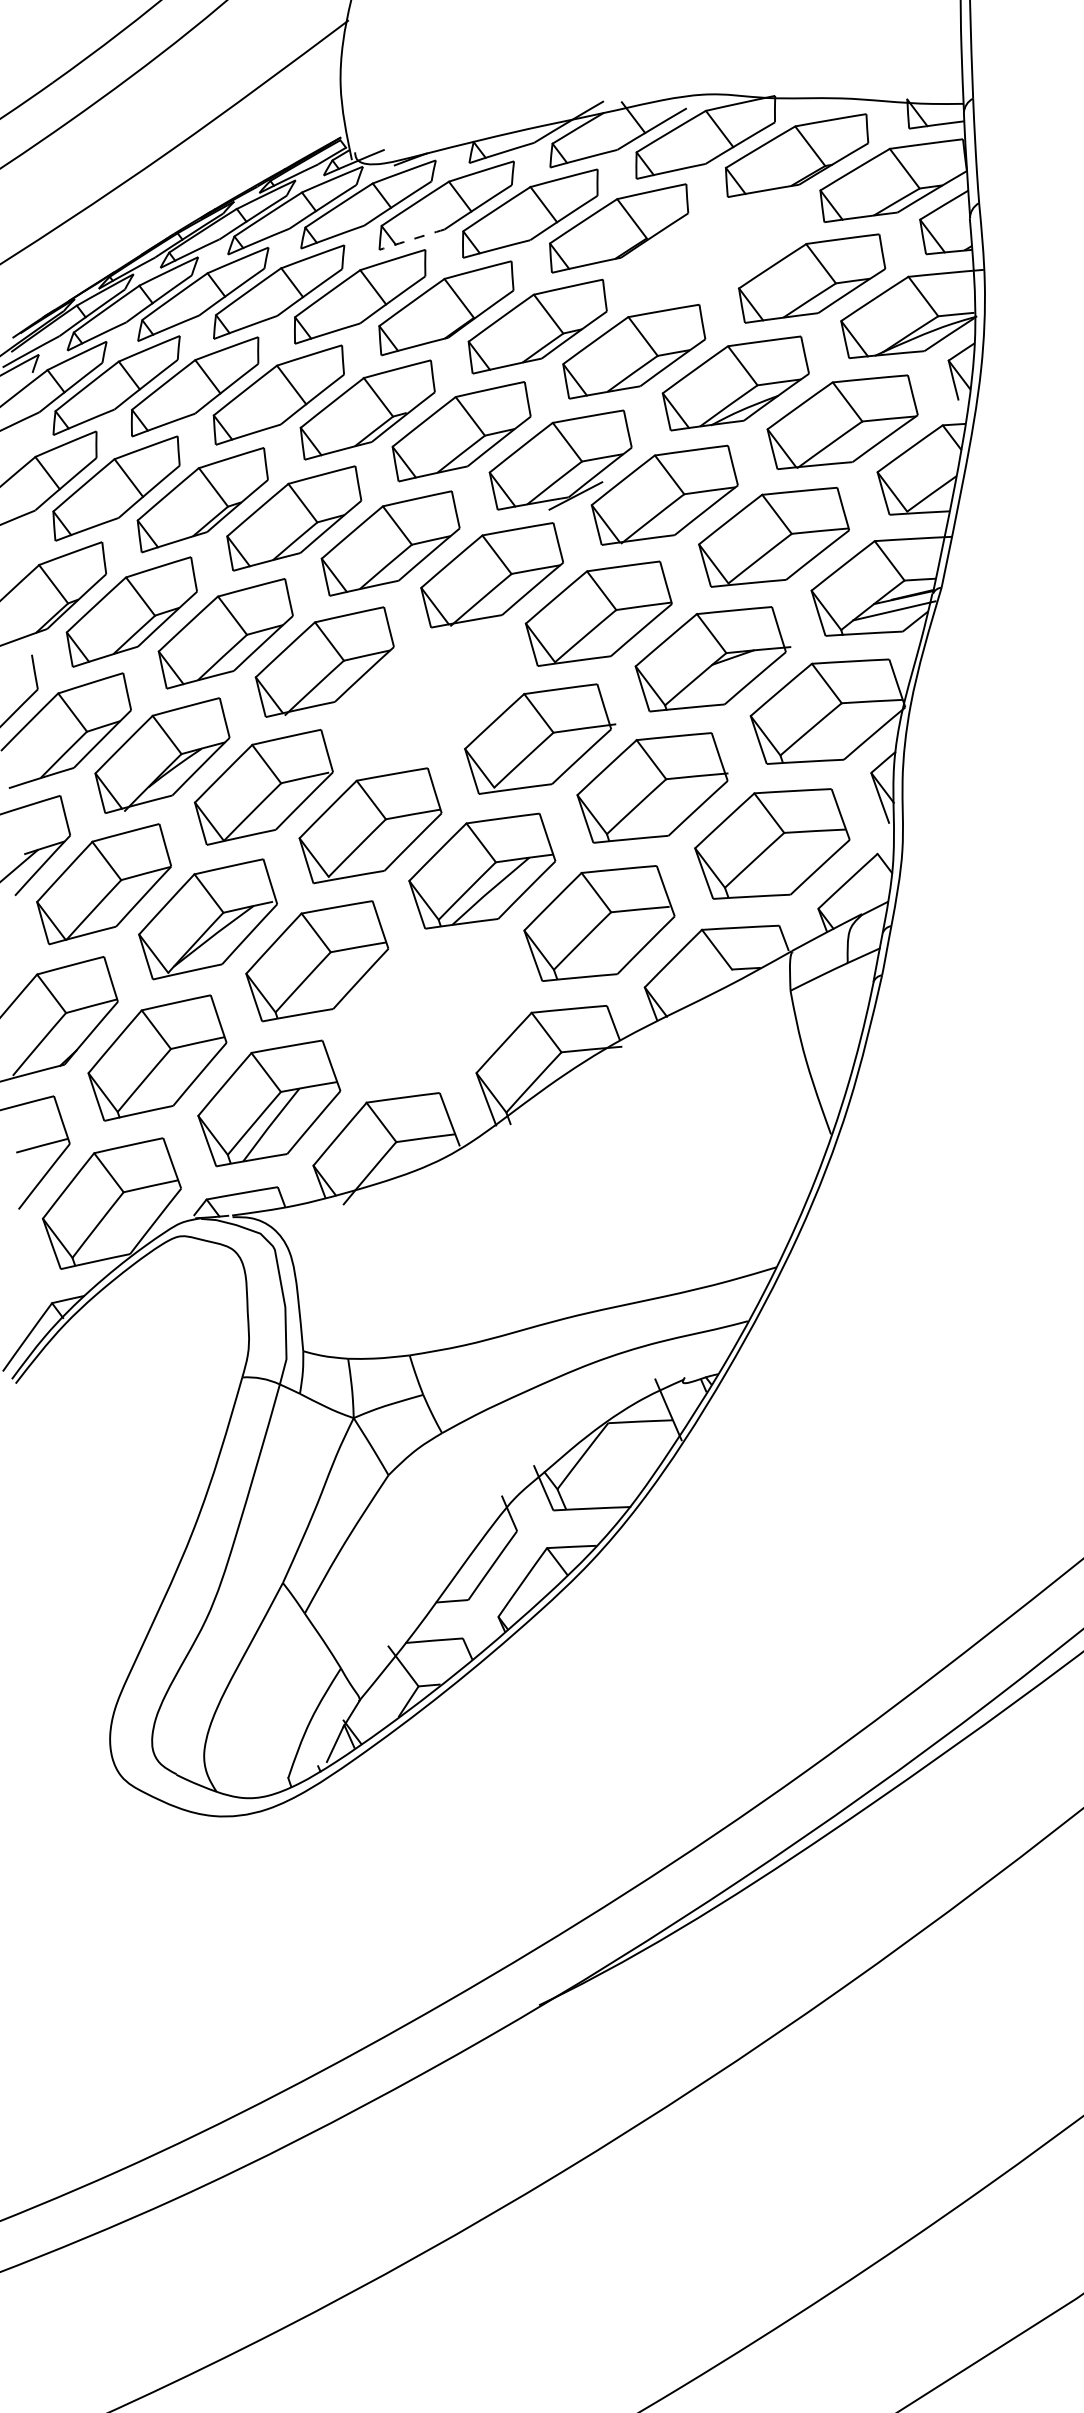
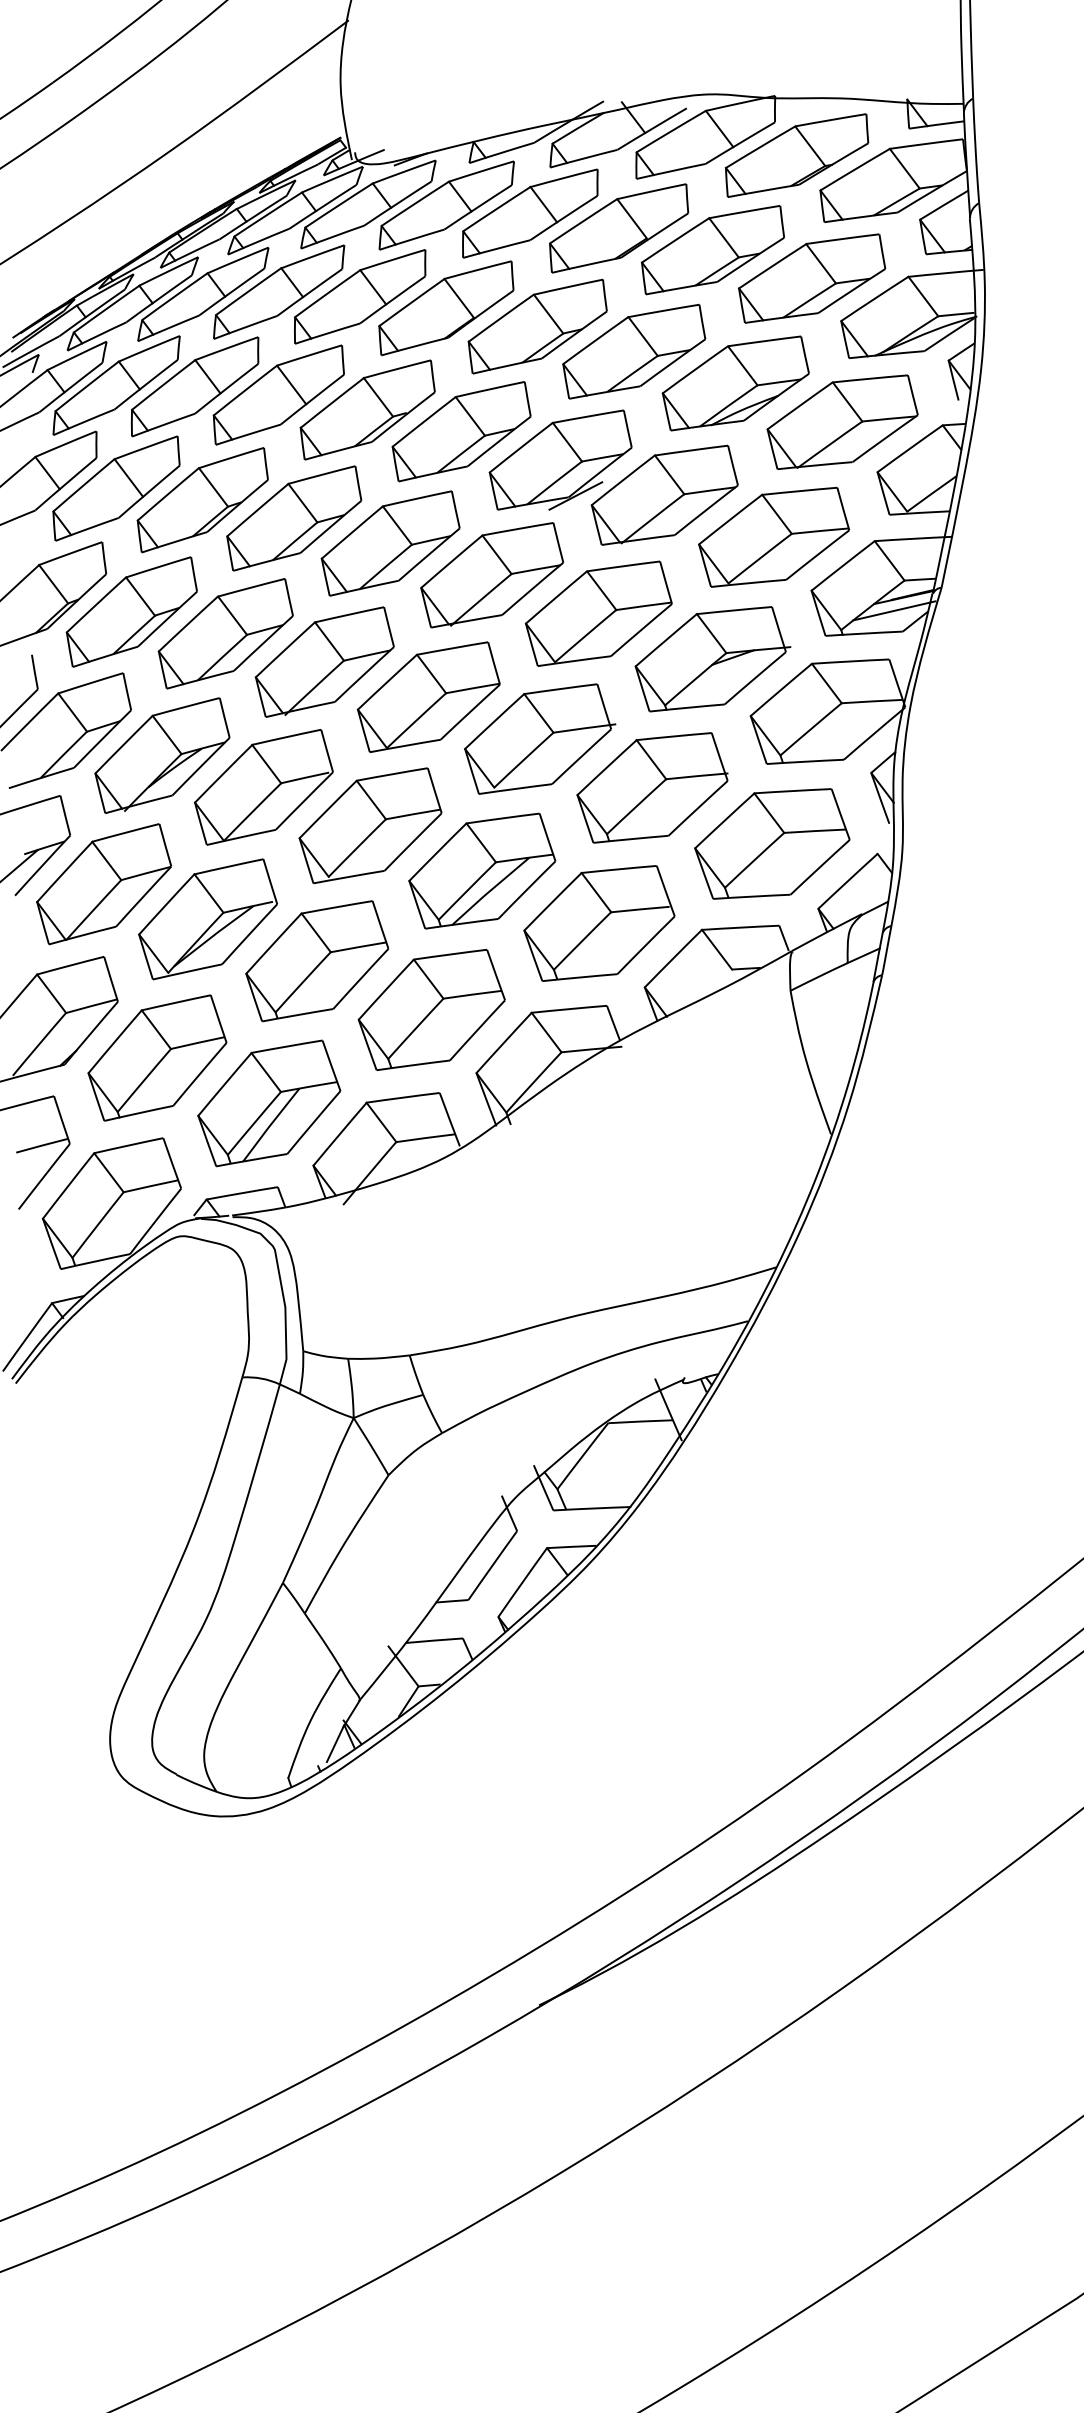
arc: dashed -> solid (411, 239)
part: none -> present (712, 250)
part: none -> present (428, 696)
part: none -> present (431, 1009)
